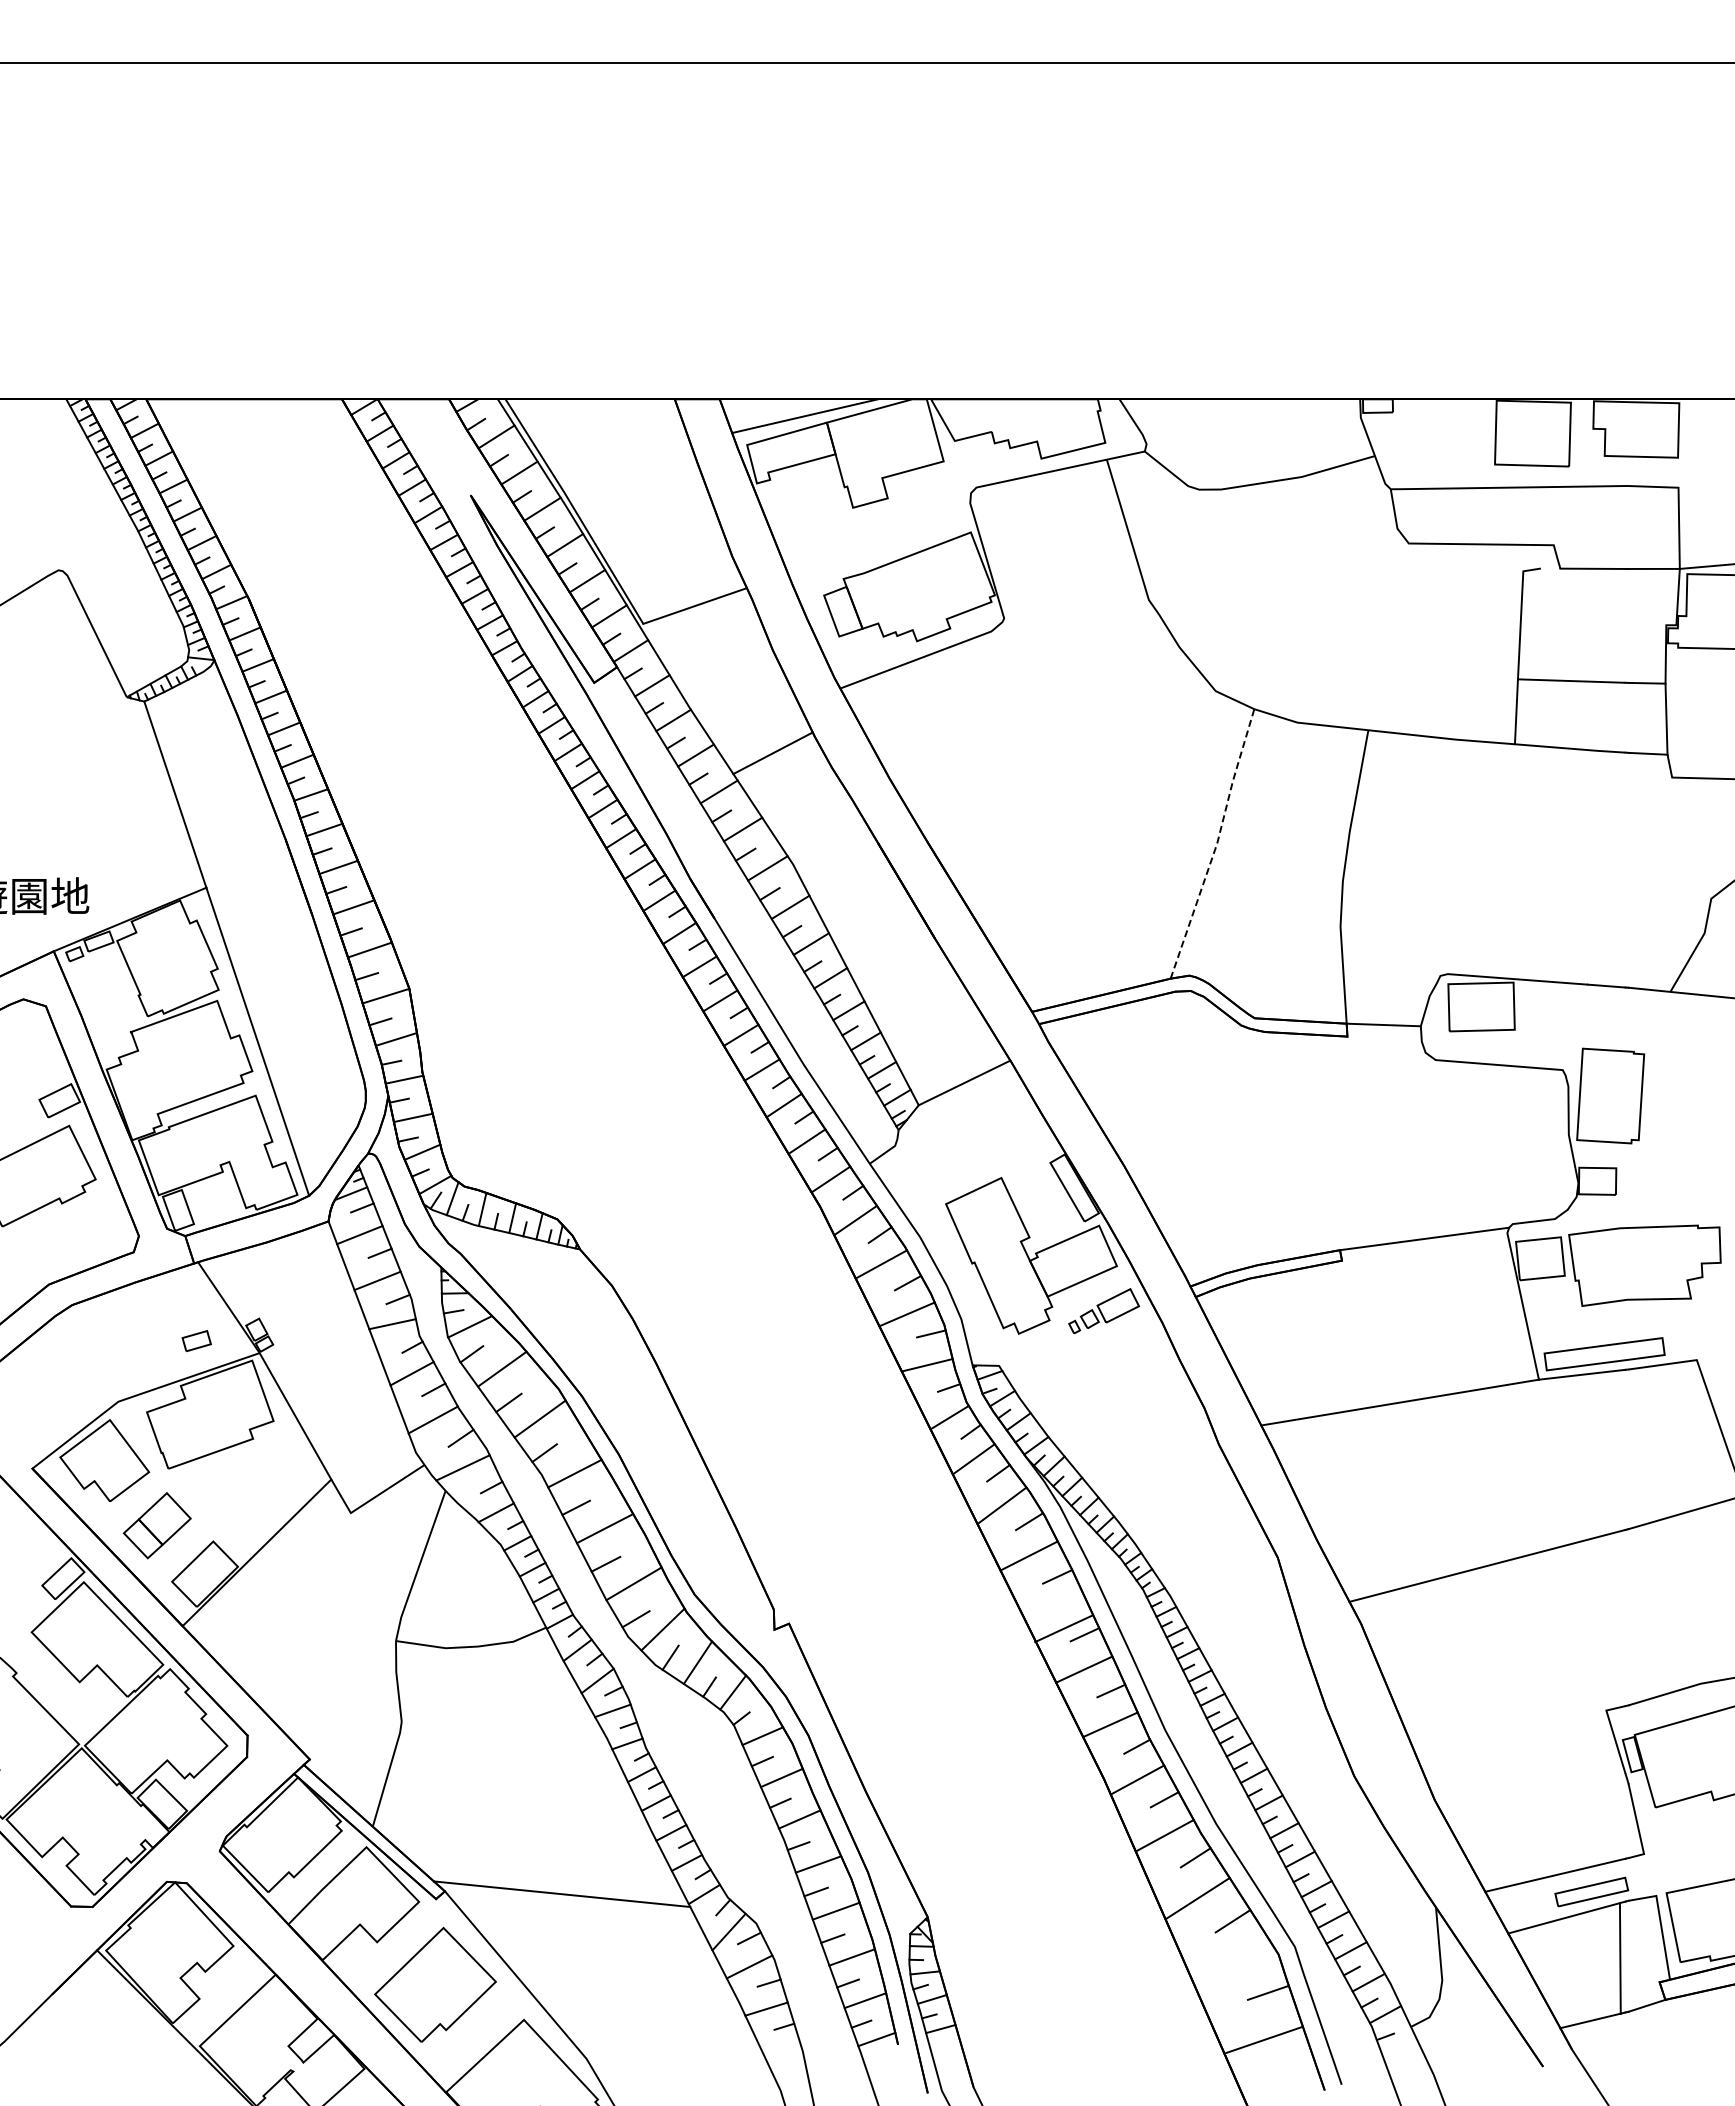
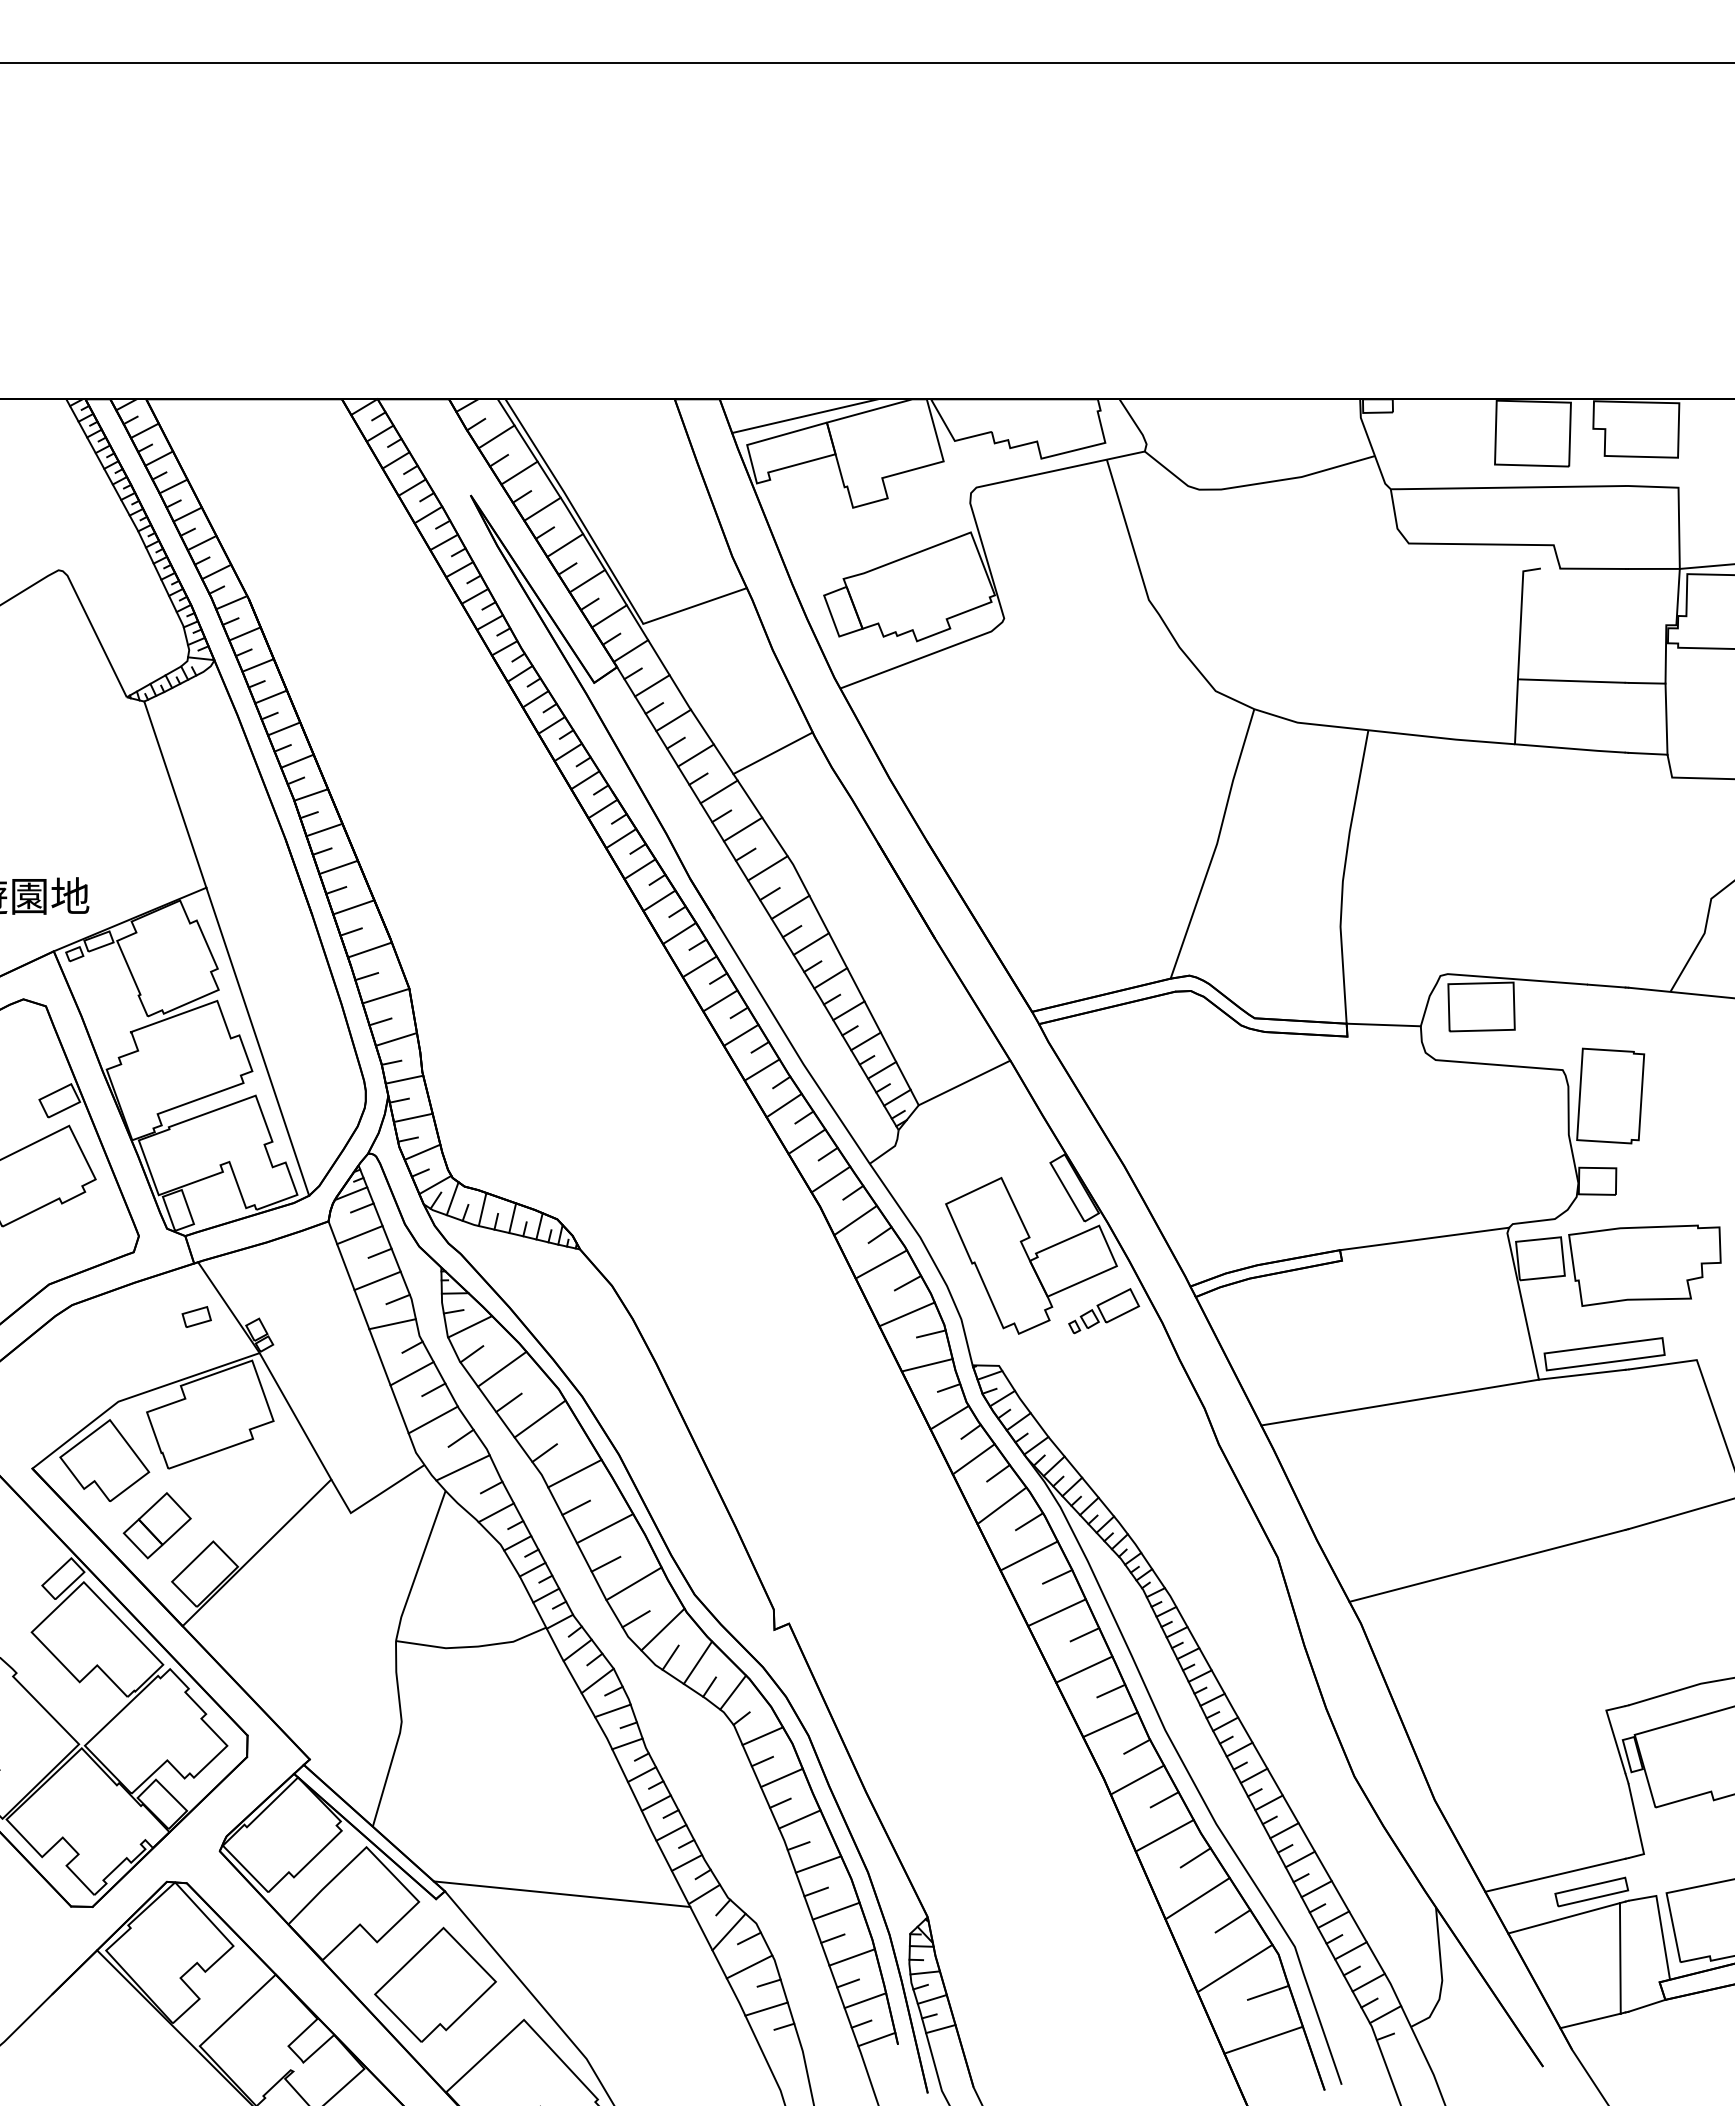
line: dashed -> solid (1217, 843)
part position: (196, 1340) -> (196, 1316) (196, 1316)
line position: (1063, 1628) -> (1056, 1612) (1056, 1612)
line: none -> present (1234, 1968)
